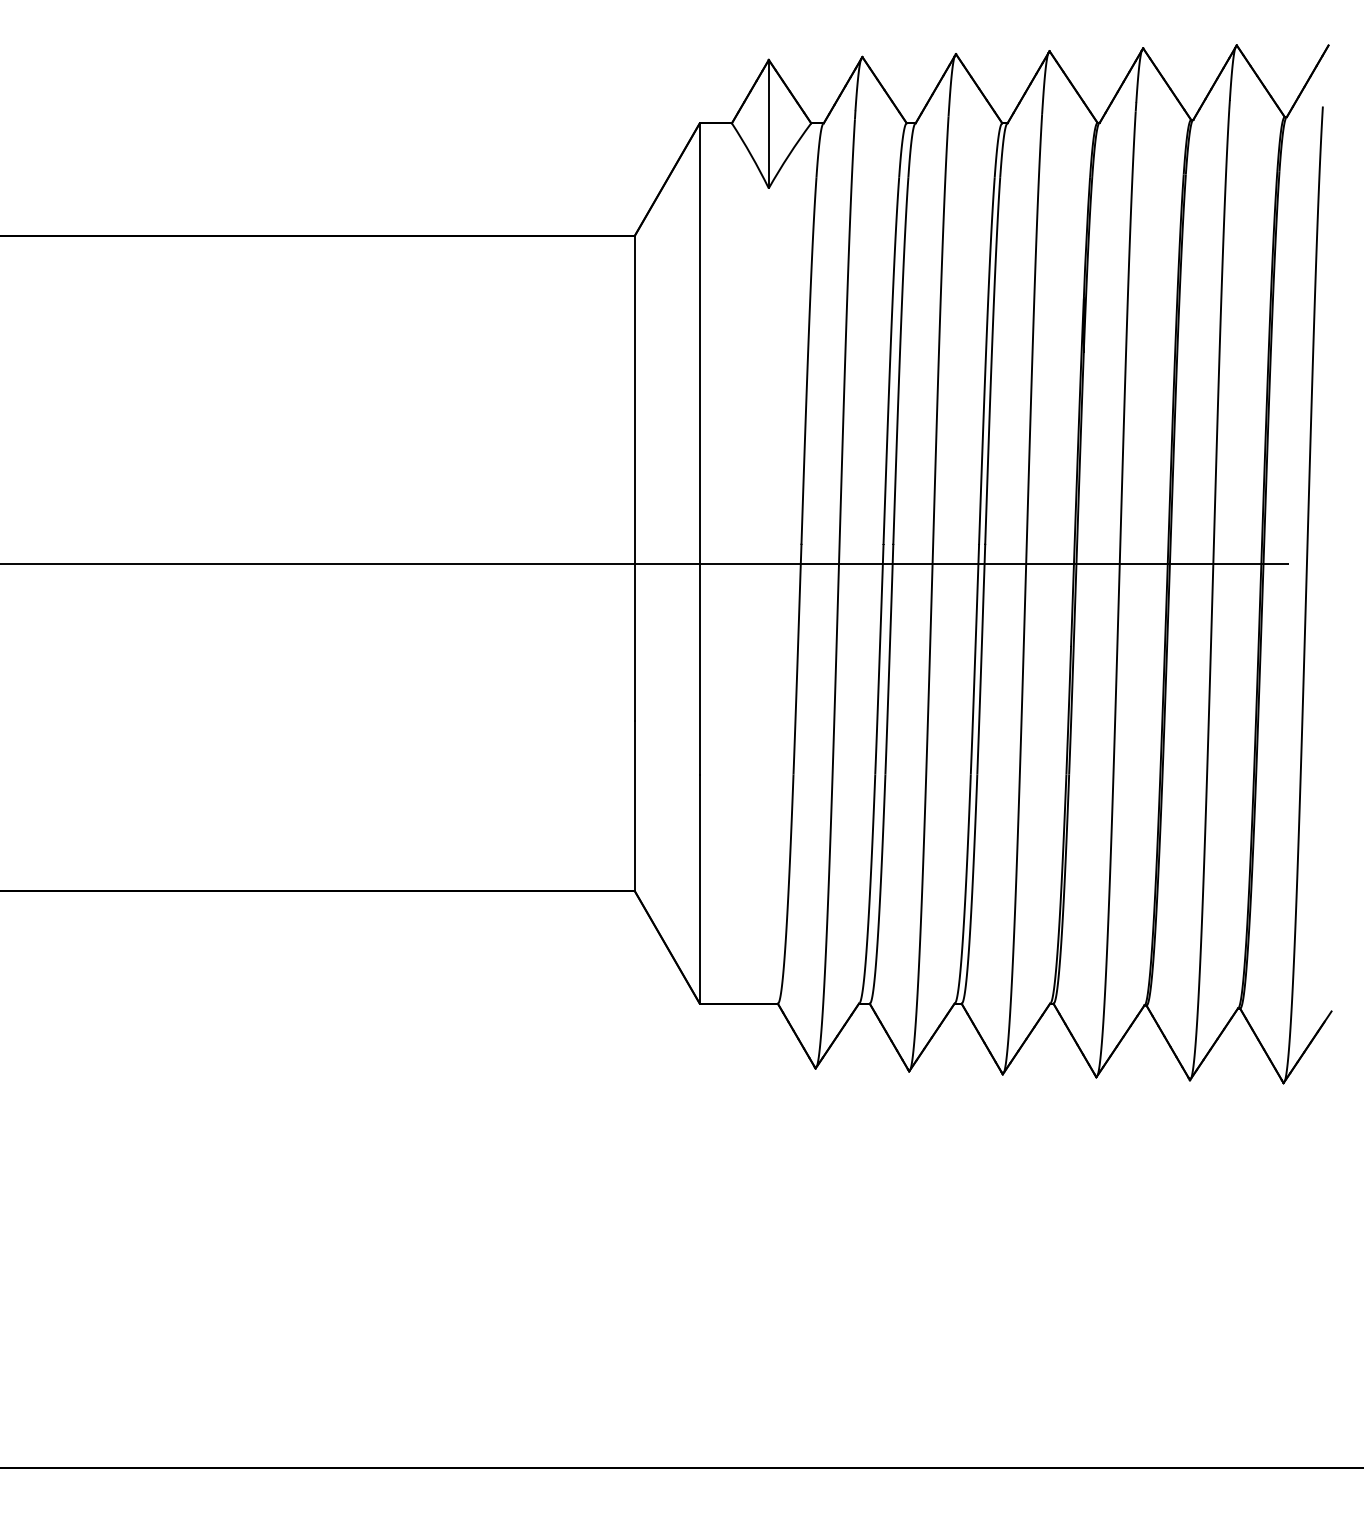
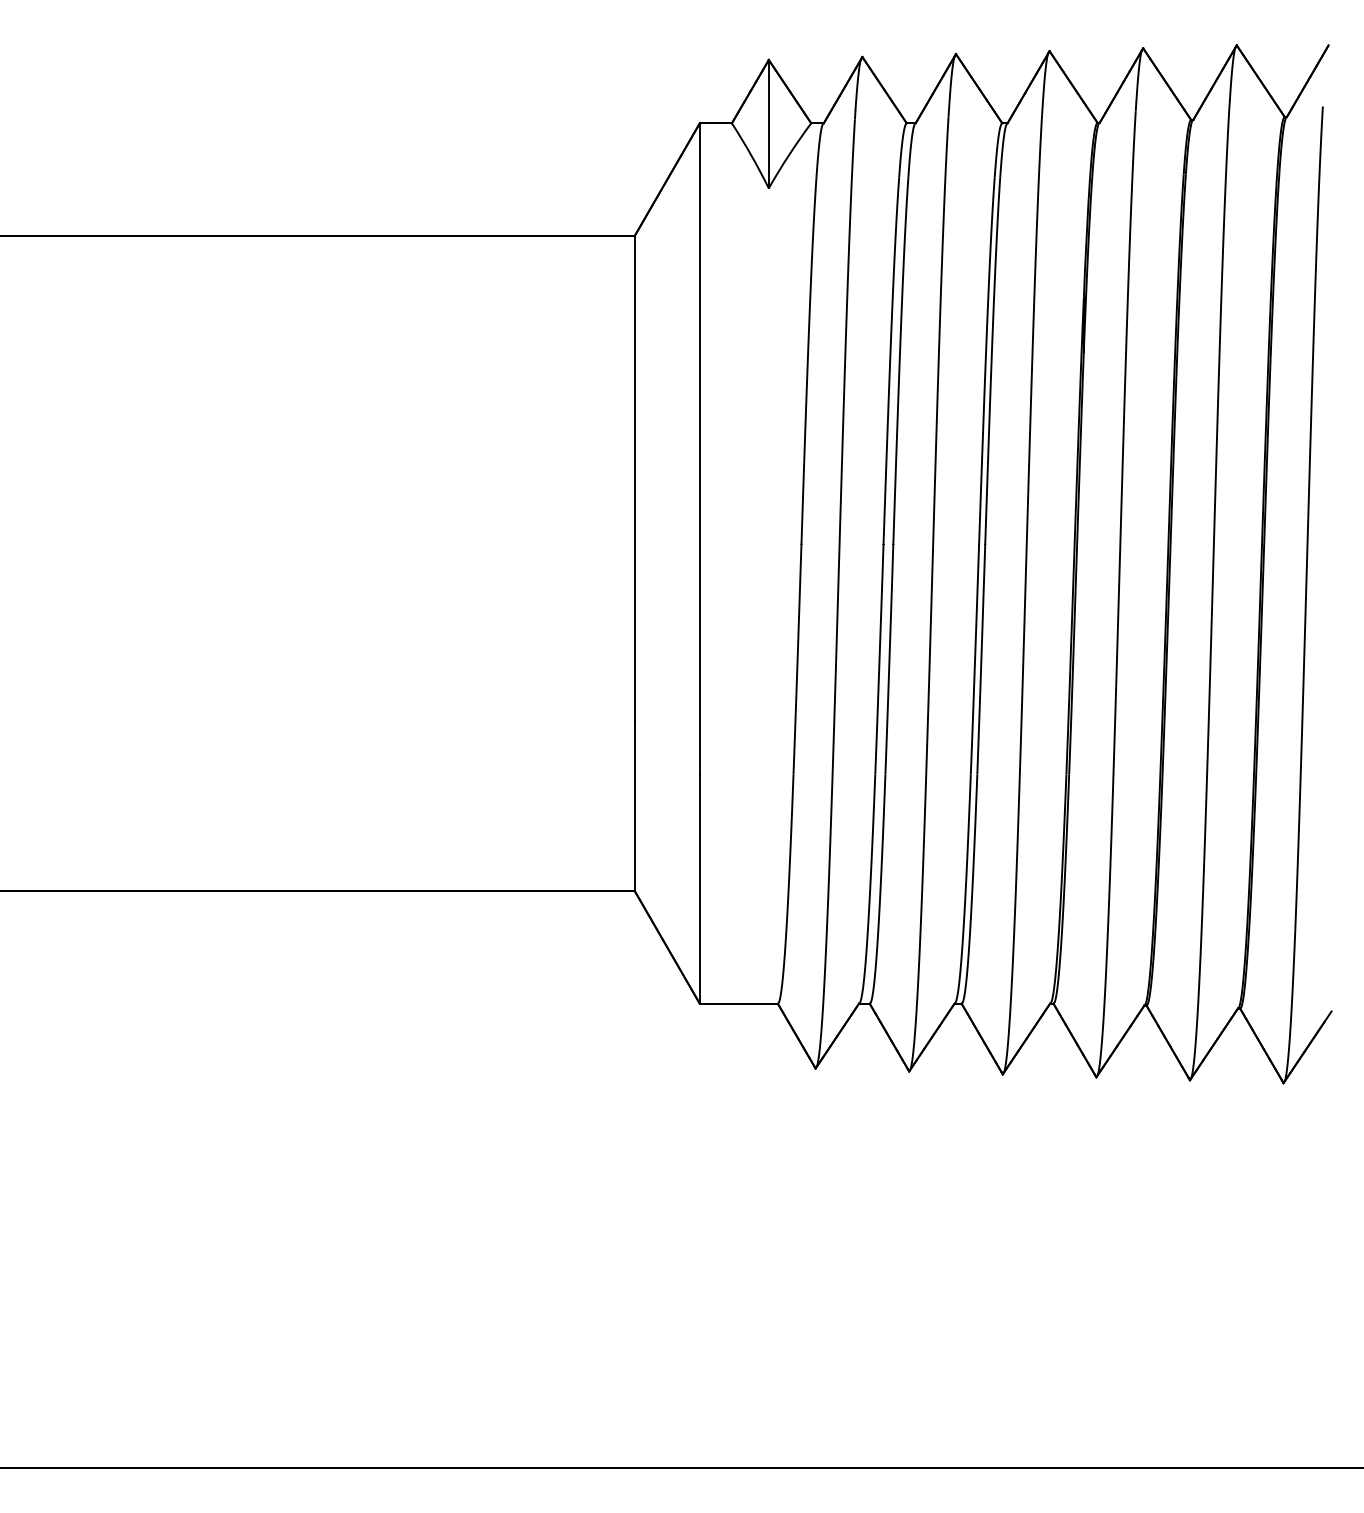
line: present -> none (645, 563)
